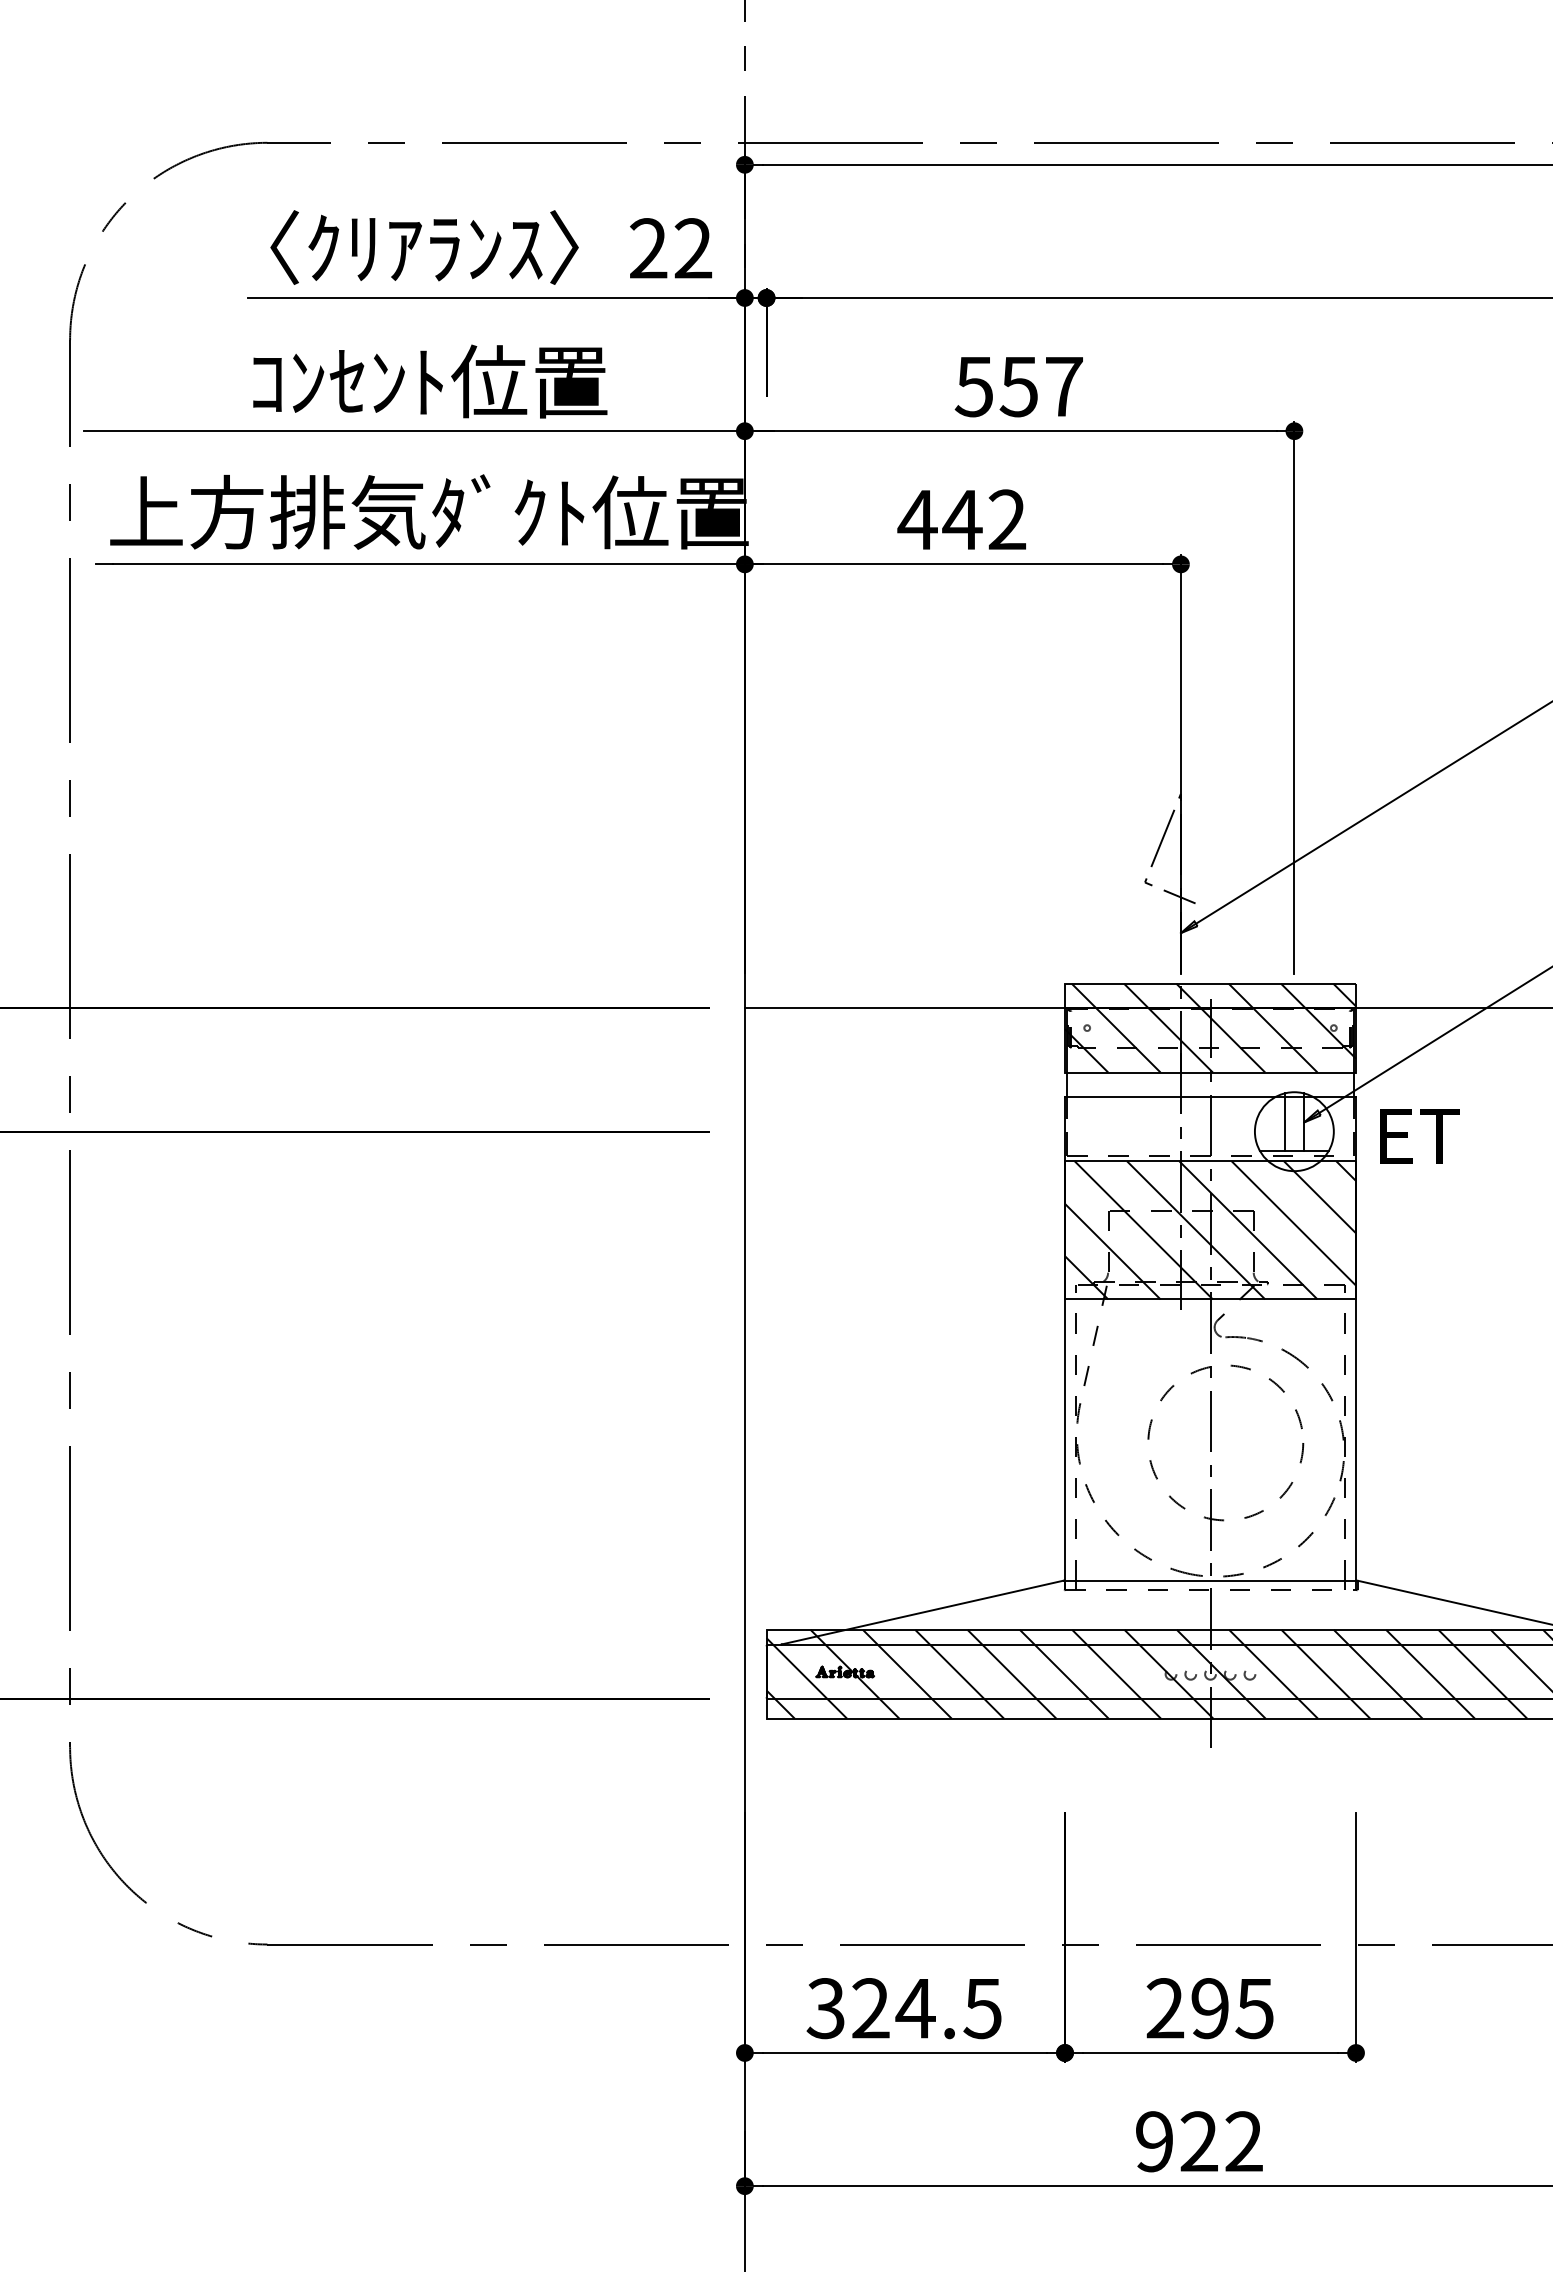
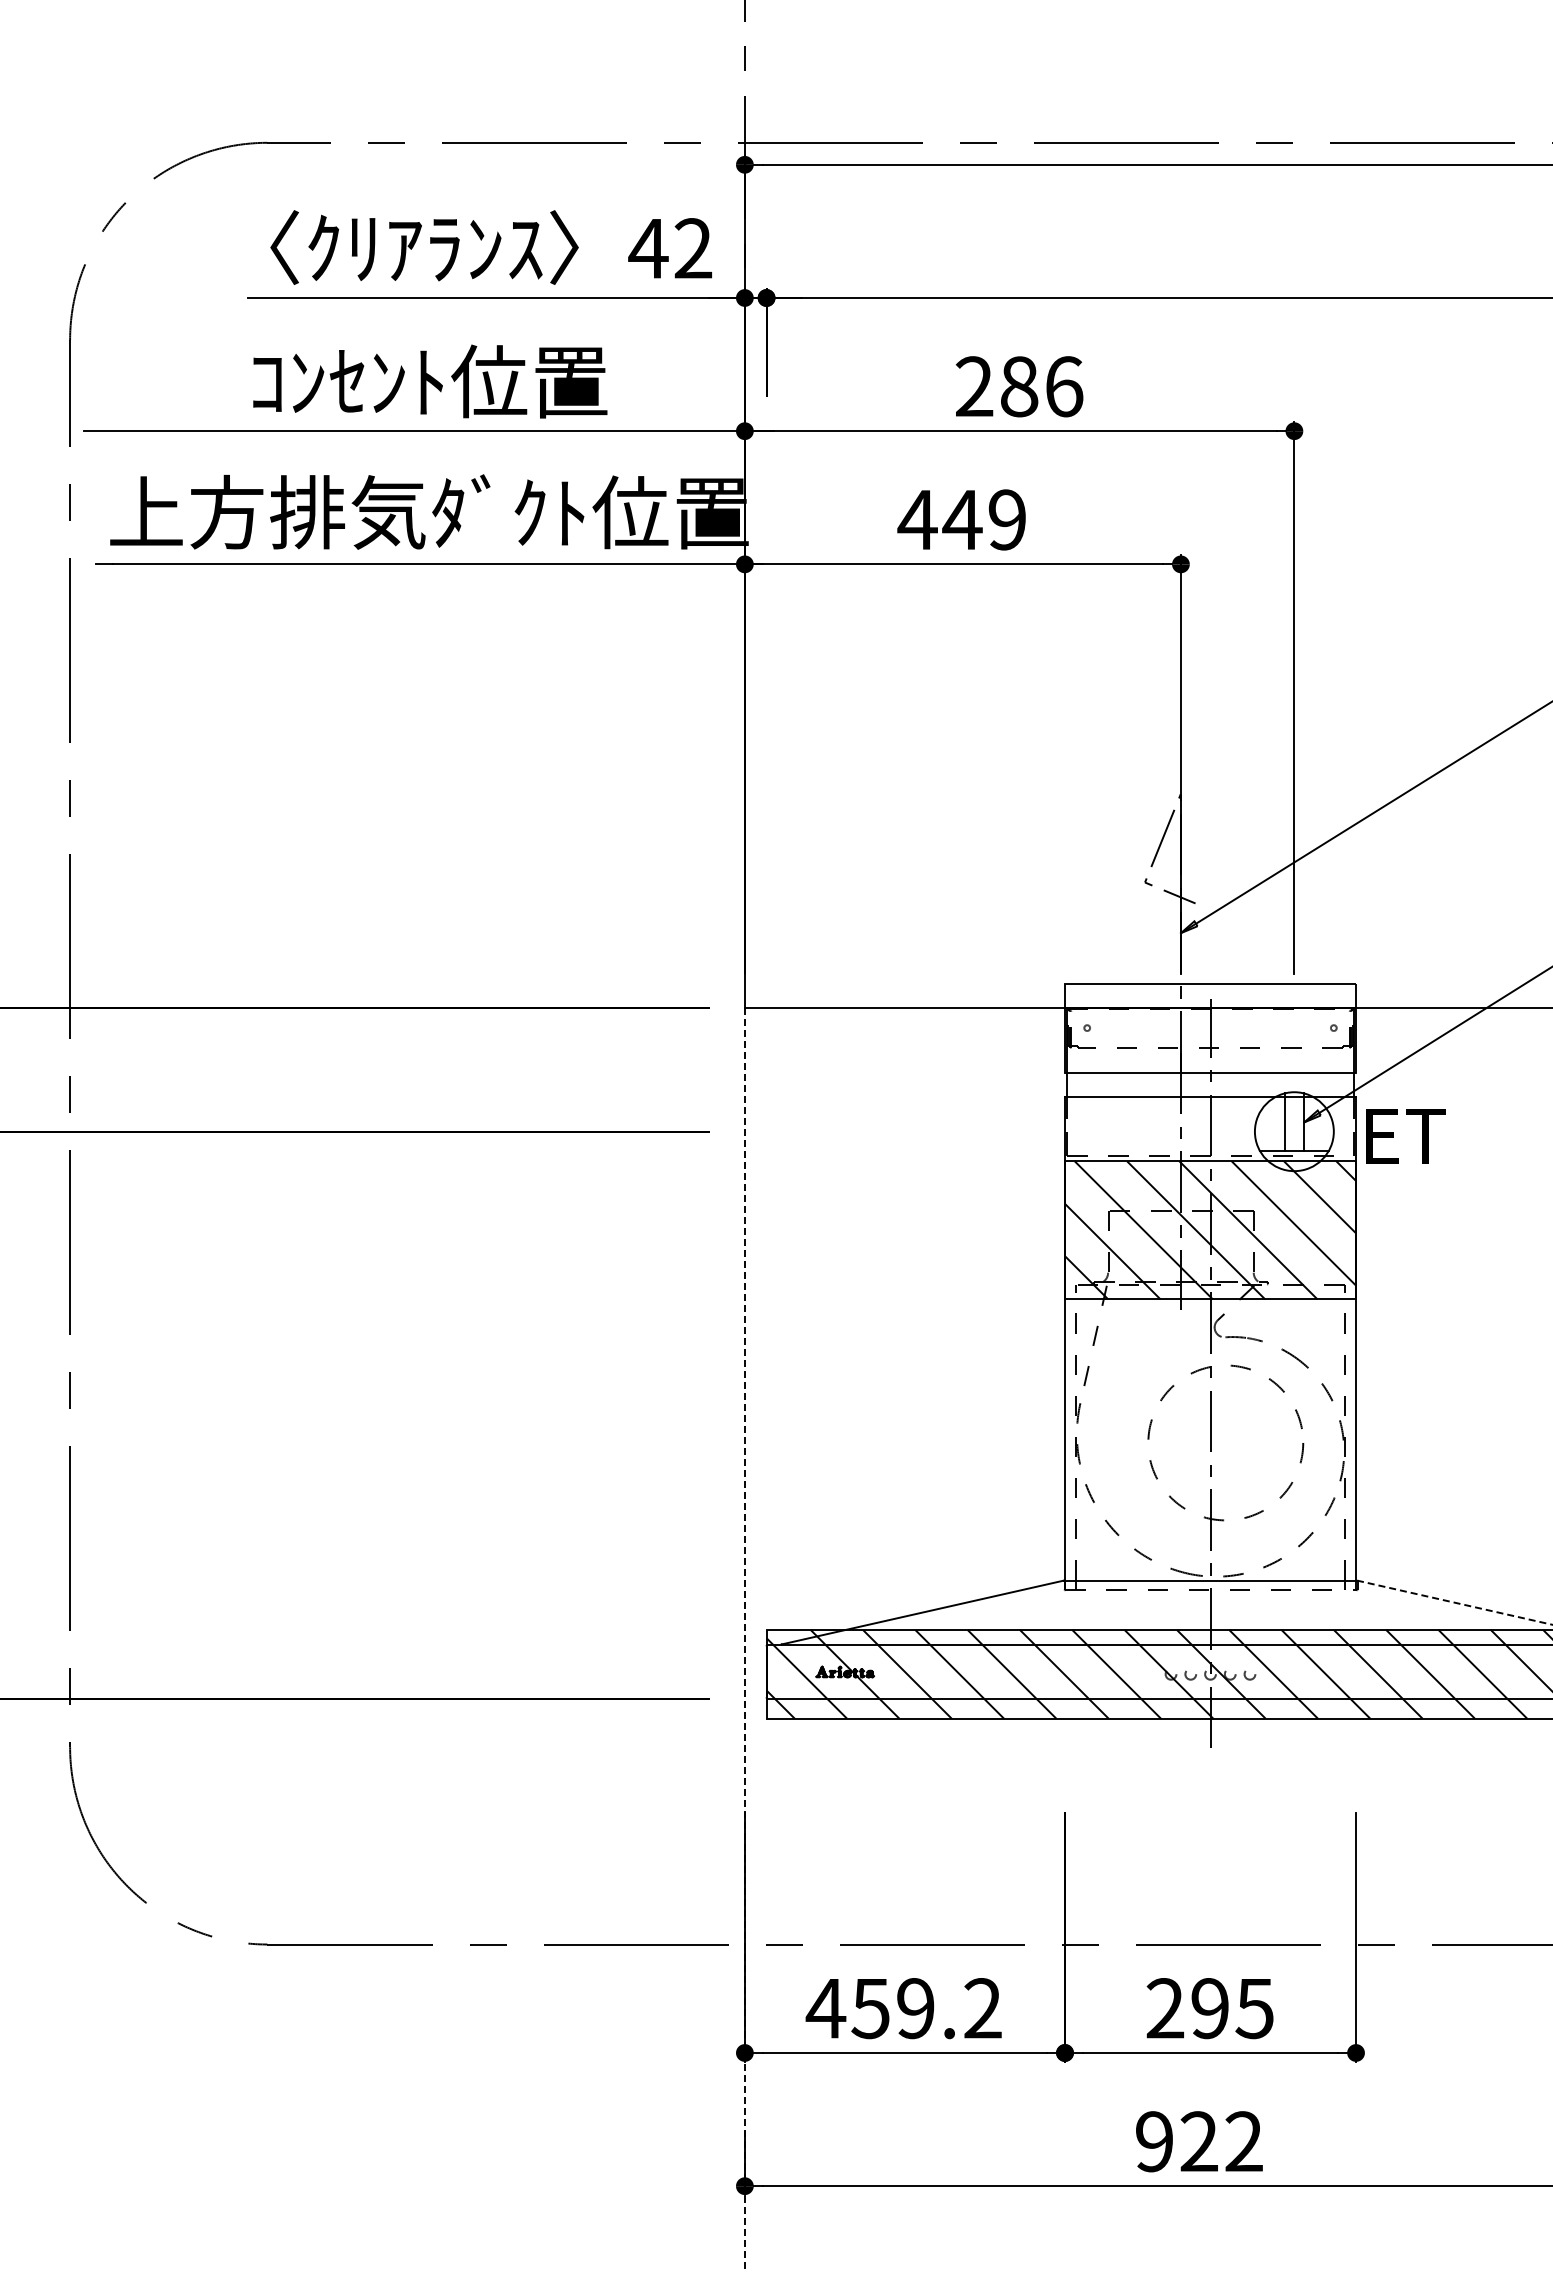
text: 22 -> 42 (648, 248)
text: 557 -> 286 (1018, 386)
text: 442 -> 449 (1007, 519)
hatch: present -> none (1210, 1027)
text position: (1419, 1136) -> (1405, 1136) (1405, 1136)
line: solid -> dashed (1455, 1602)
line: solid -> dashed (744, 1640)
text: 324.5 -> 459.2 (903, 2008)
